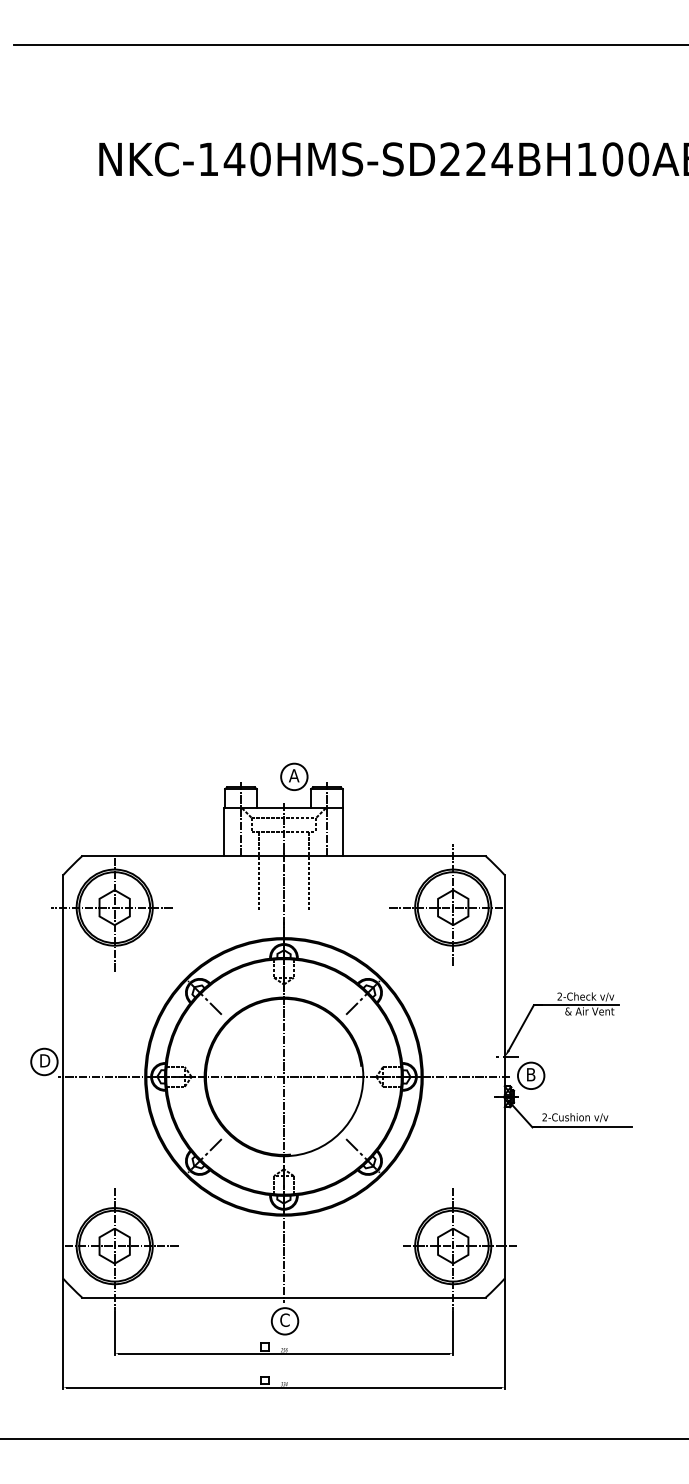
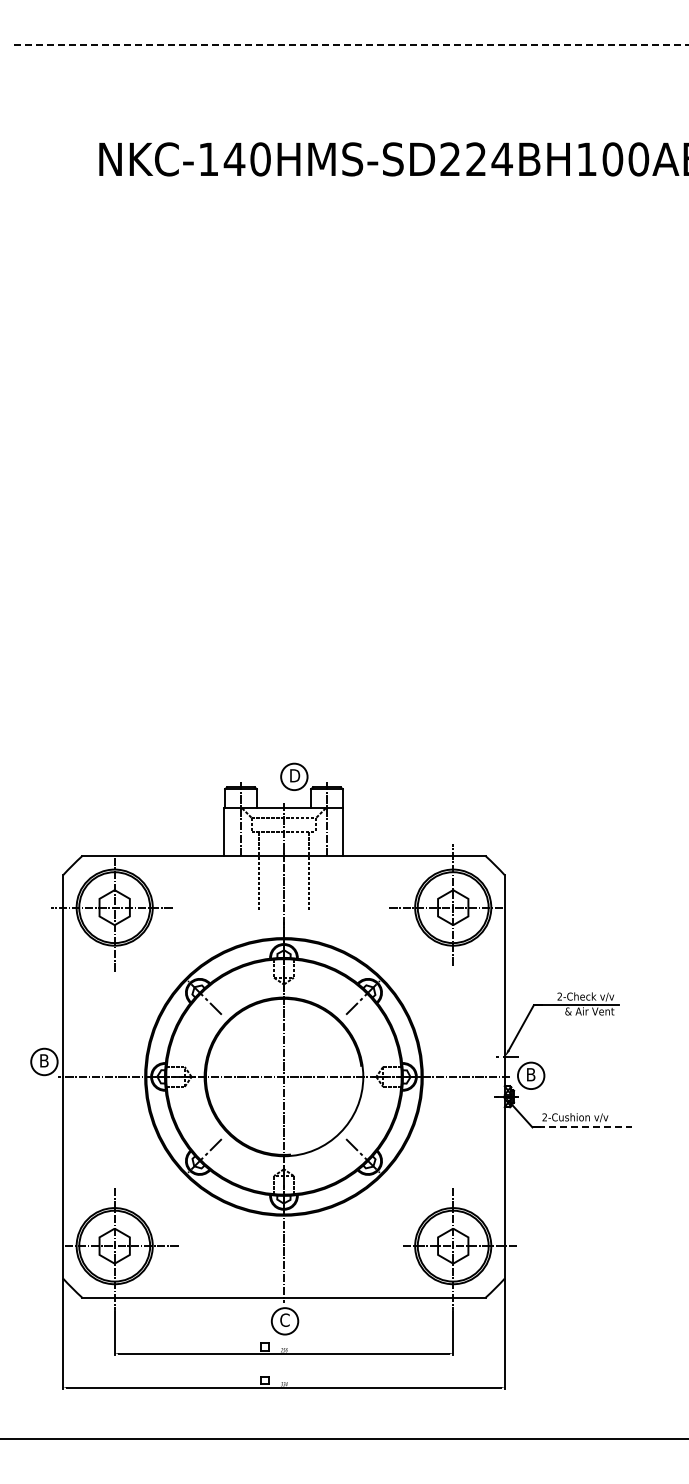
line: solid -> dashed (351, 44)
text: A -> D (294, 775)
text: D -> B (45, 1061)
line: solid -> dashed (584, 1127)
